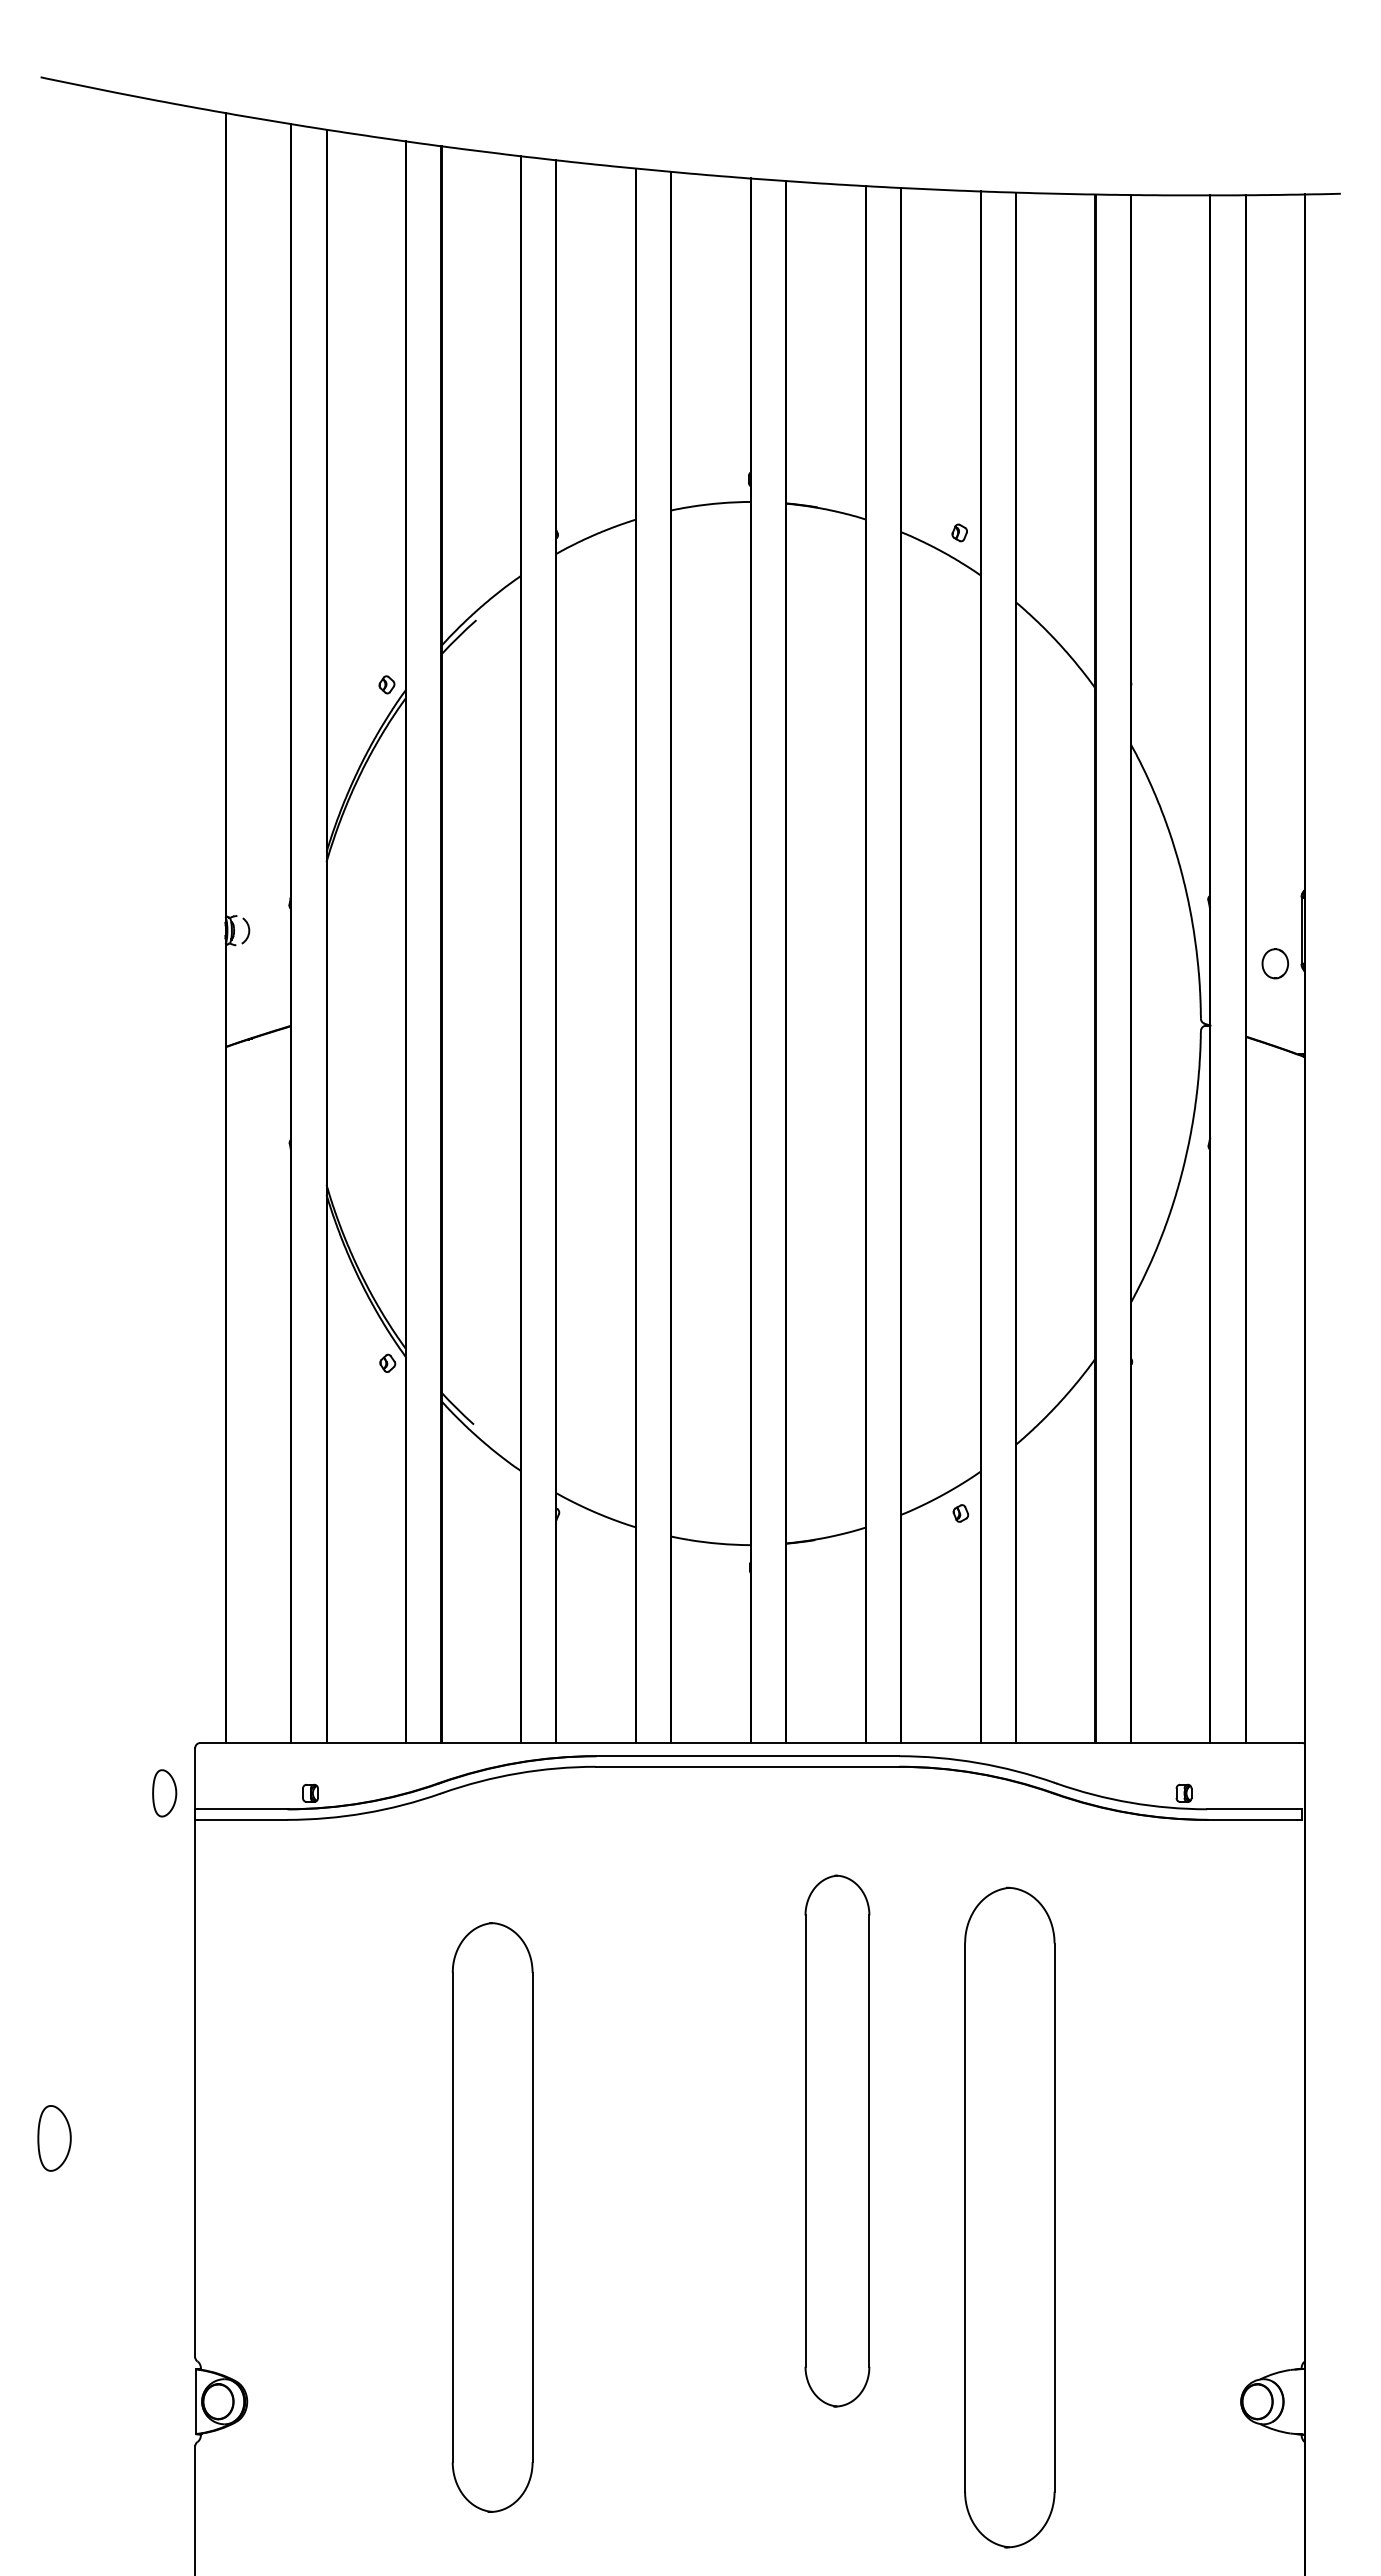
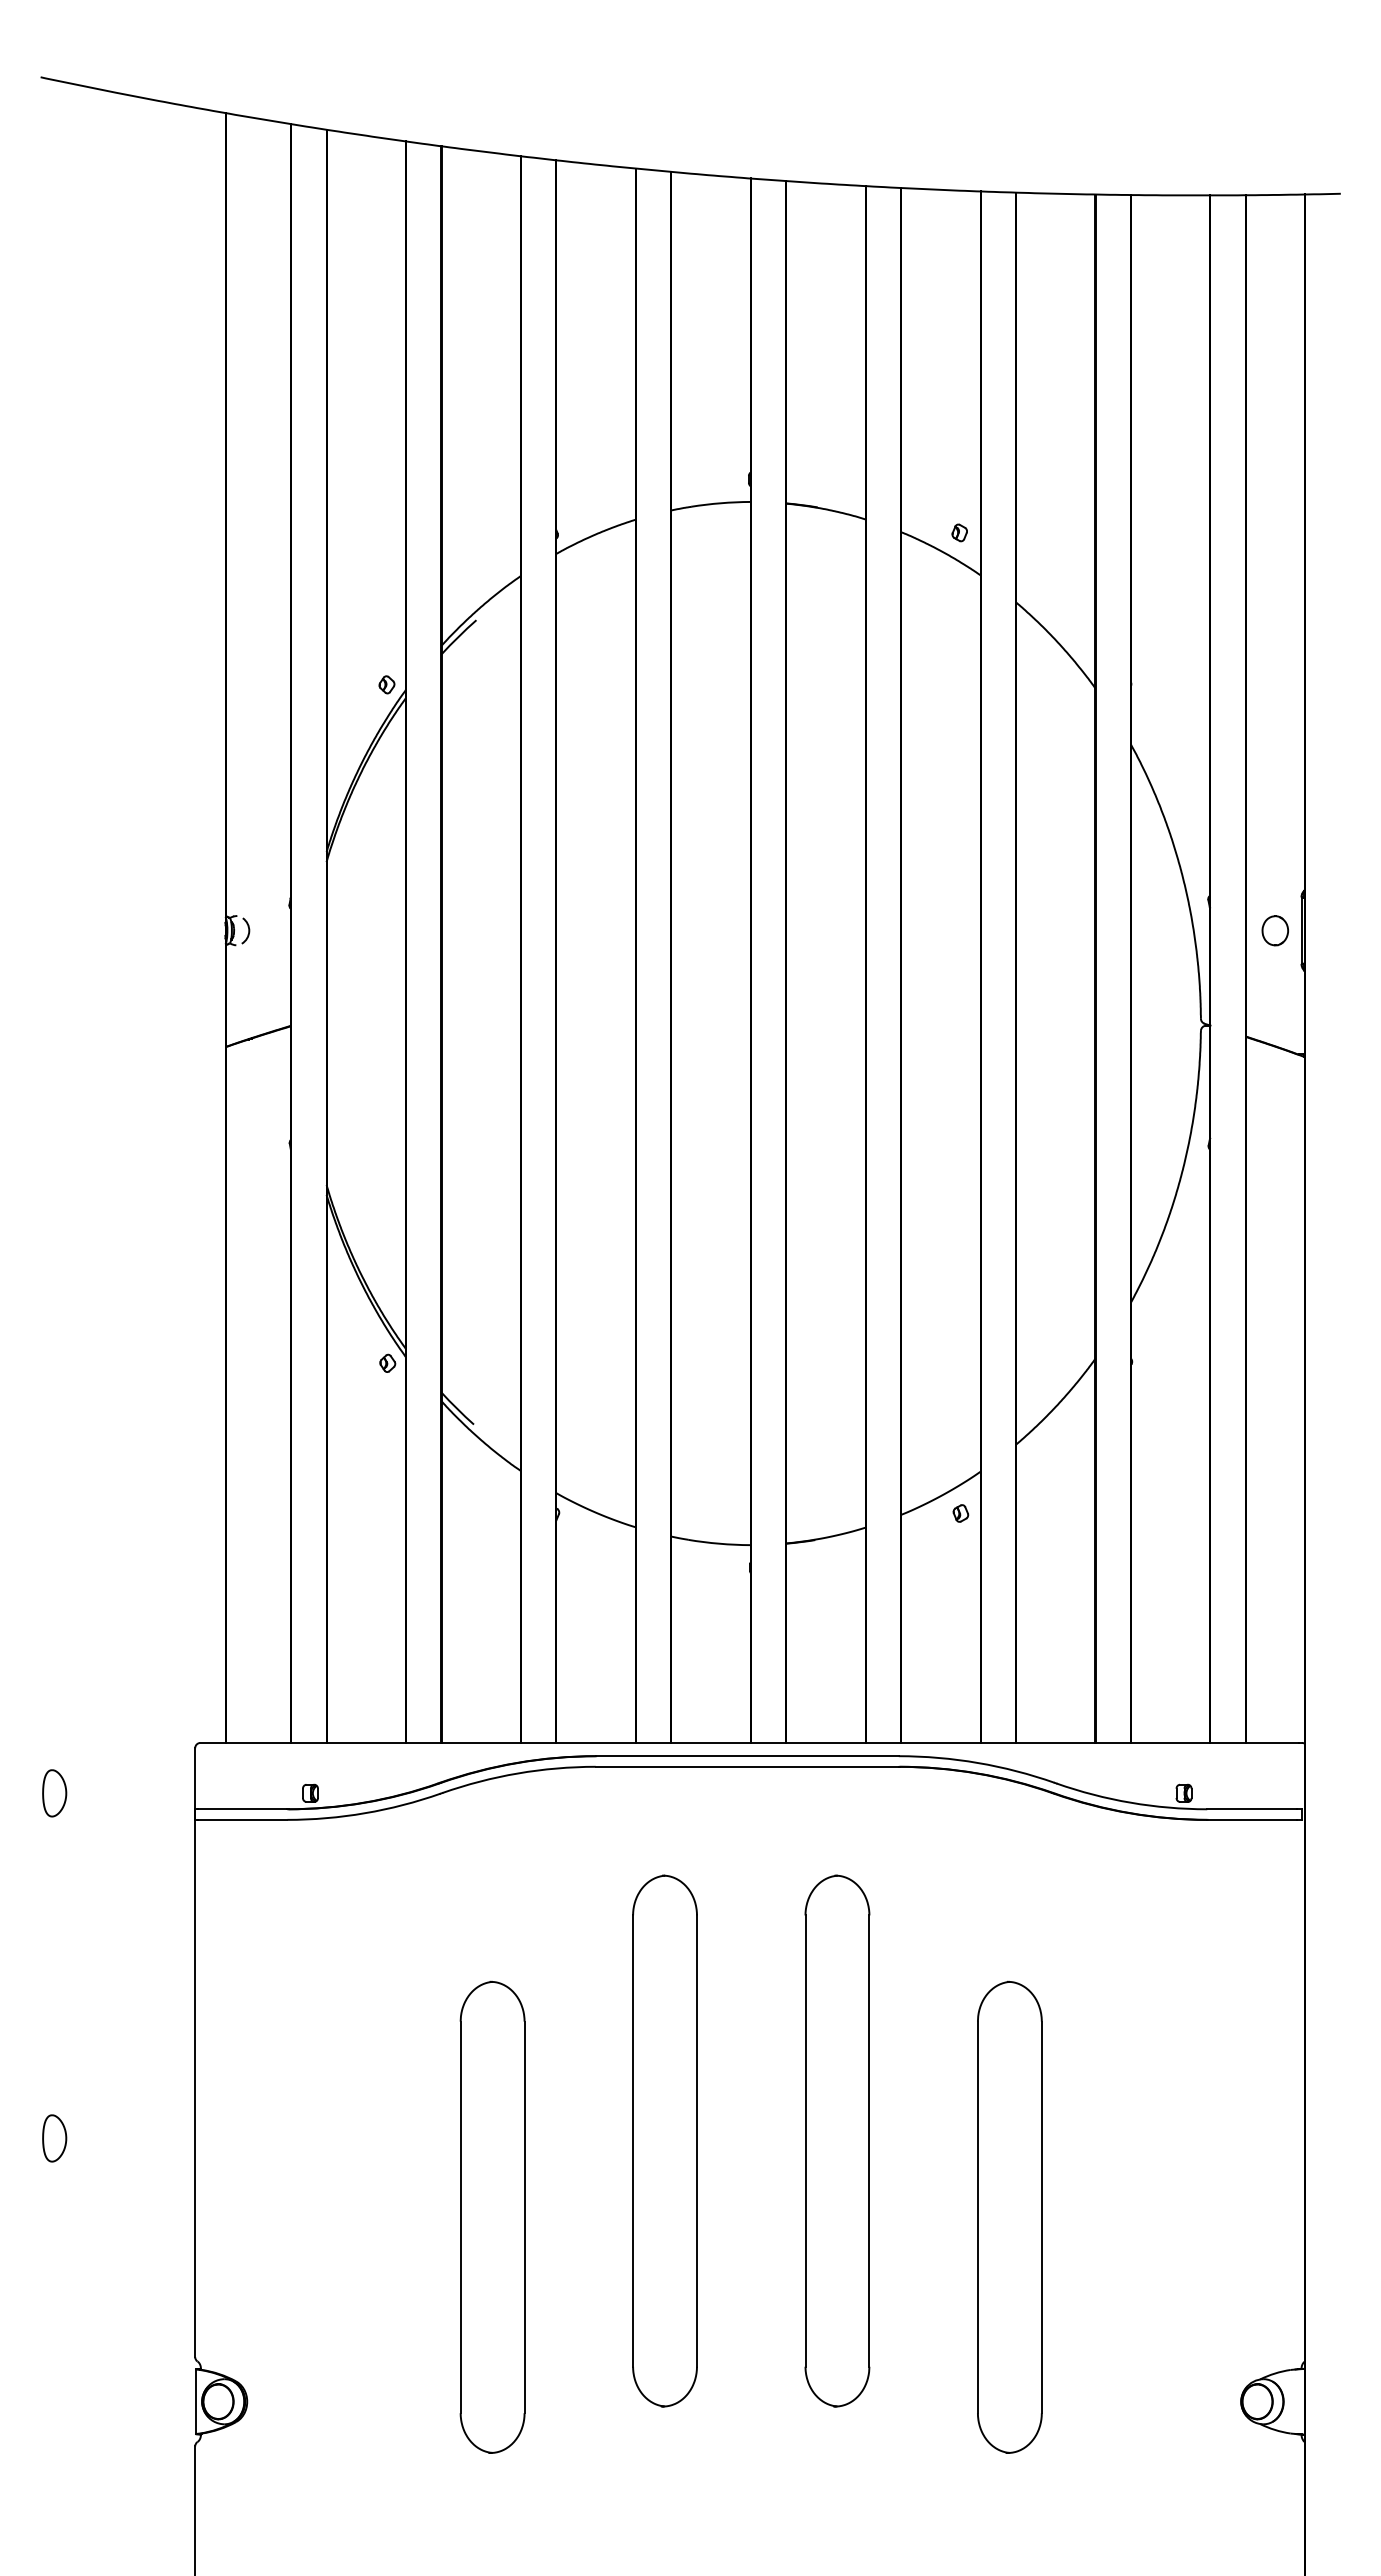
part position: (1274, 963) -> (1274, 930) (1274, 930)
part position: (164, 1793) -> (54, 1793) (54, 1793)
part size: 35x67 px -> 26x49 px (54, 2138)
part: none -> present (664, 2140)
part size: 83x591 px -> 67x474 px (492, 2216)
part size: 92x663 px -> 66x474 px (1009, 2216)
